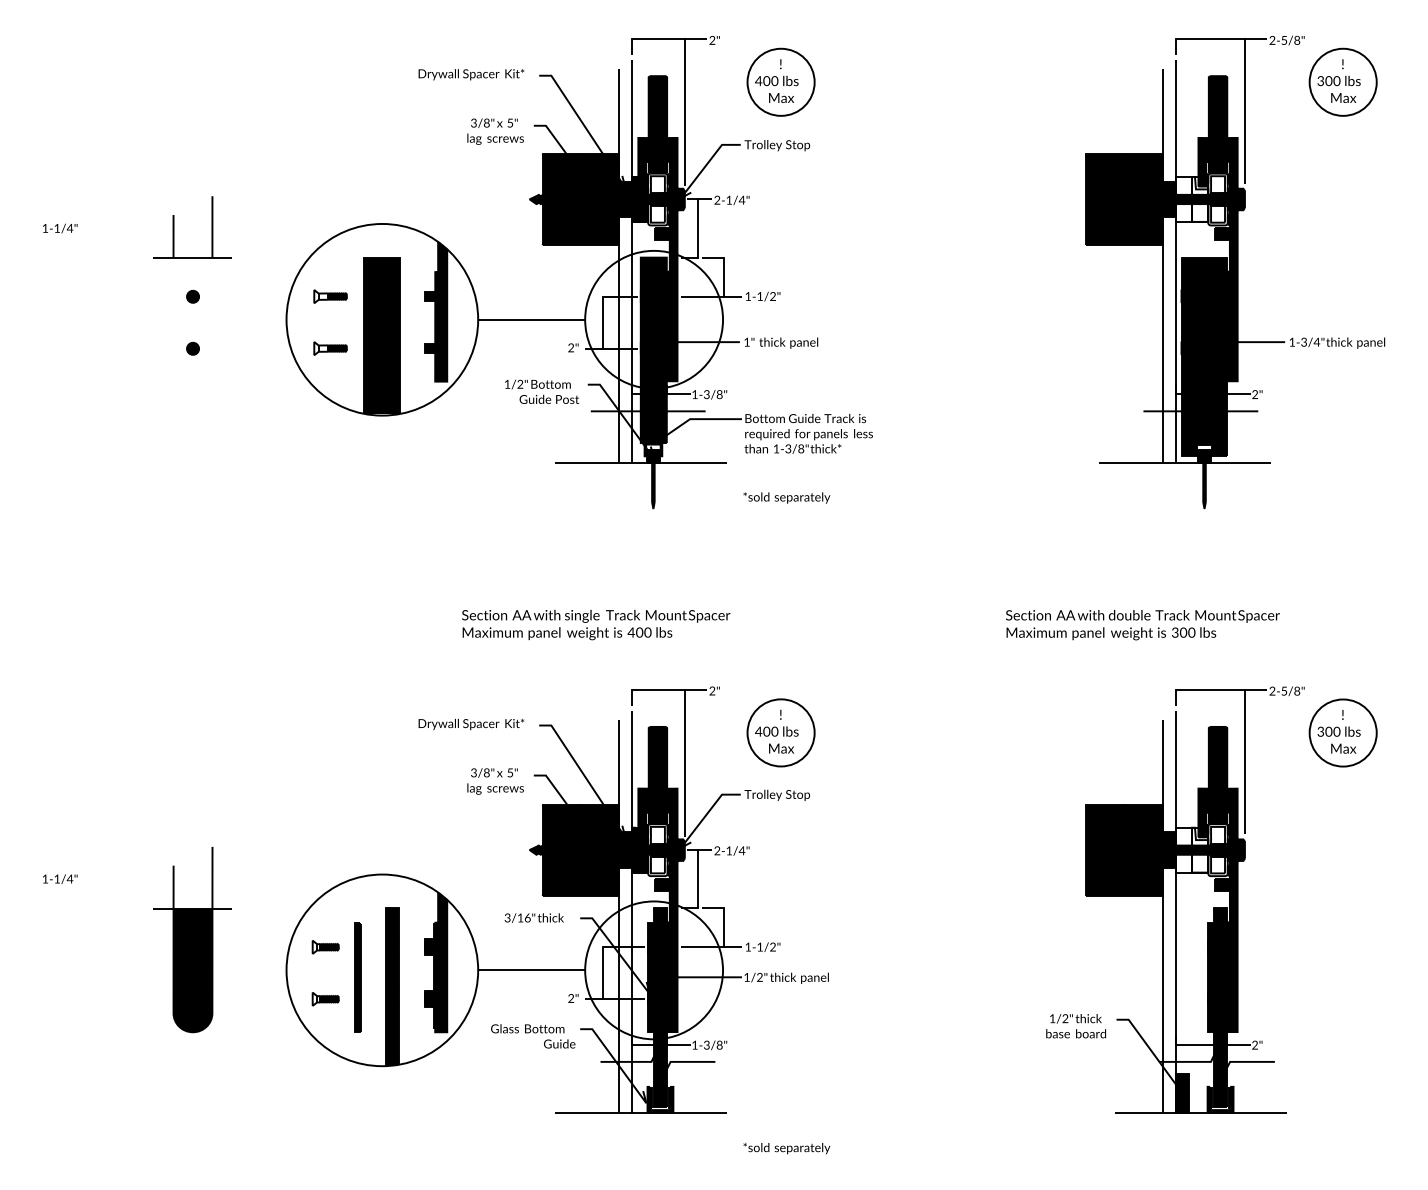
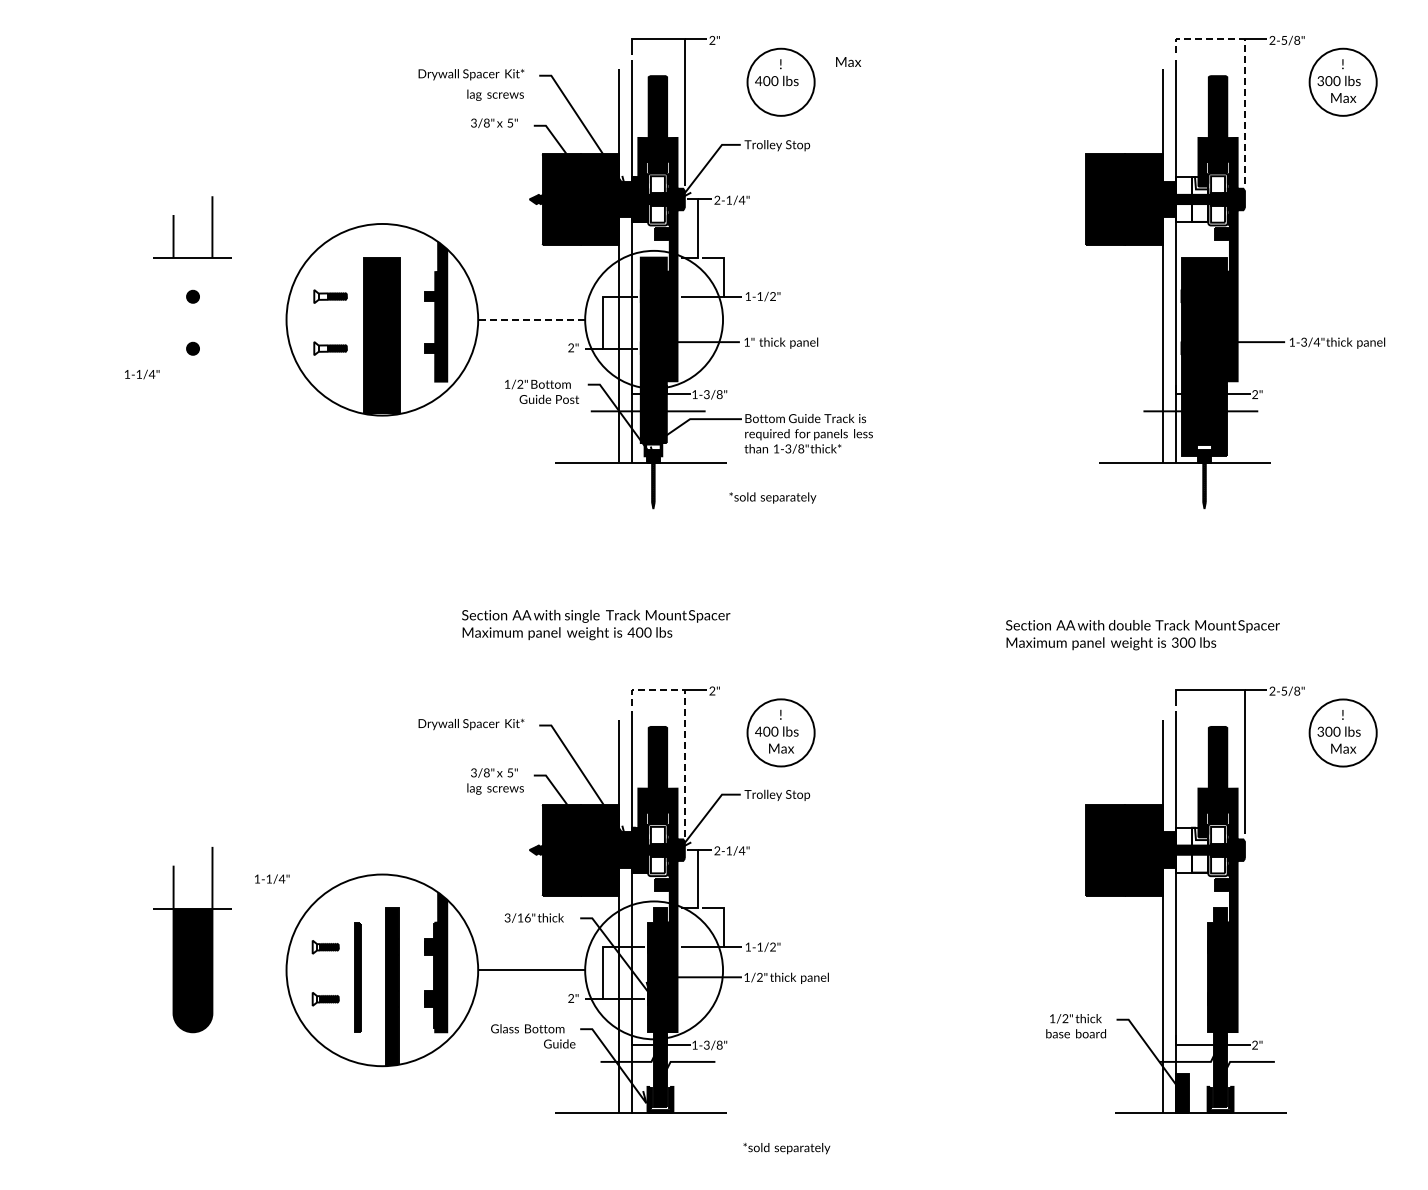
line: solid -> dashed (1245, 67)
text position: (781, 97) -> (848, 61) (848, 61)
text position: (495, 138) -> (495, 94) (495, 94)
text position: (60, 228) -> (142, 374) (142, 374)
line: solid -> dashed (531, 319)
text position: (786, 497) -> (772, 497) (772, 497)
text position: (1142, 625) -> (1142, 635) (1142, 635)
line: solid -> dashed (684, 727)
text position: (60, 878) -> (272, 878) (272, 878)
